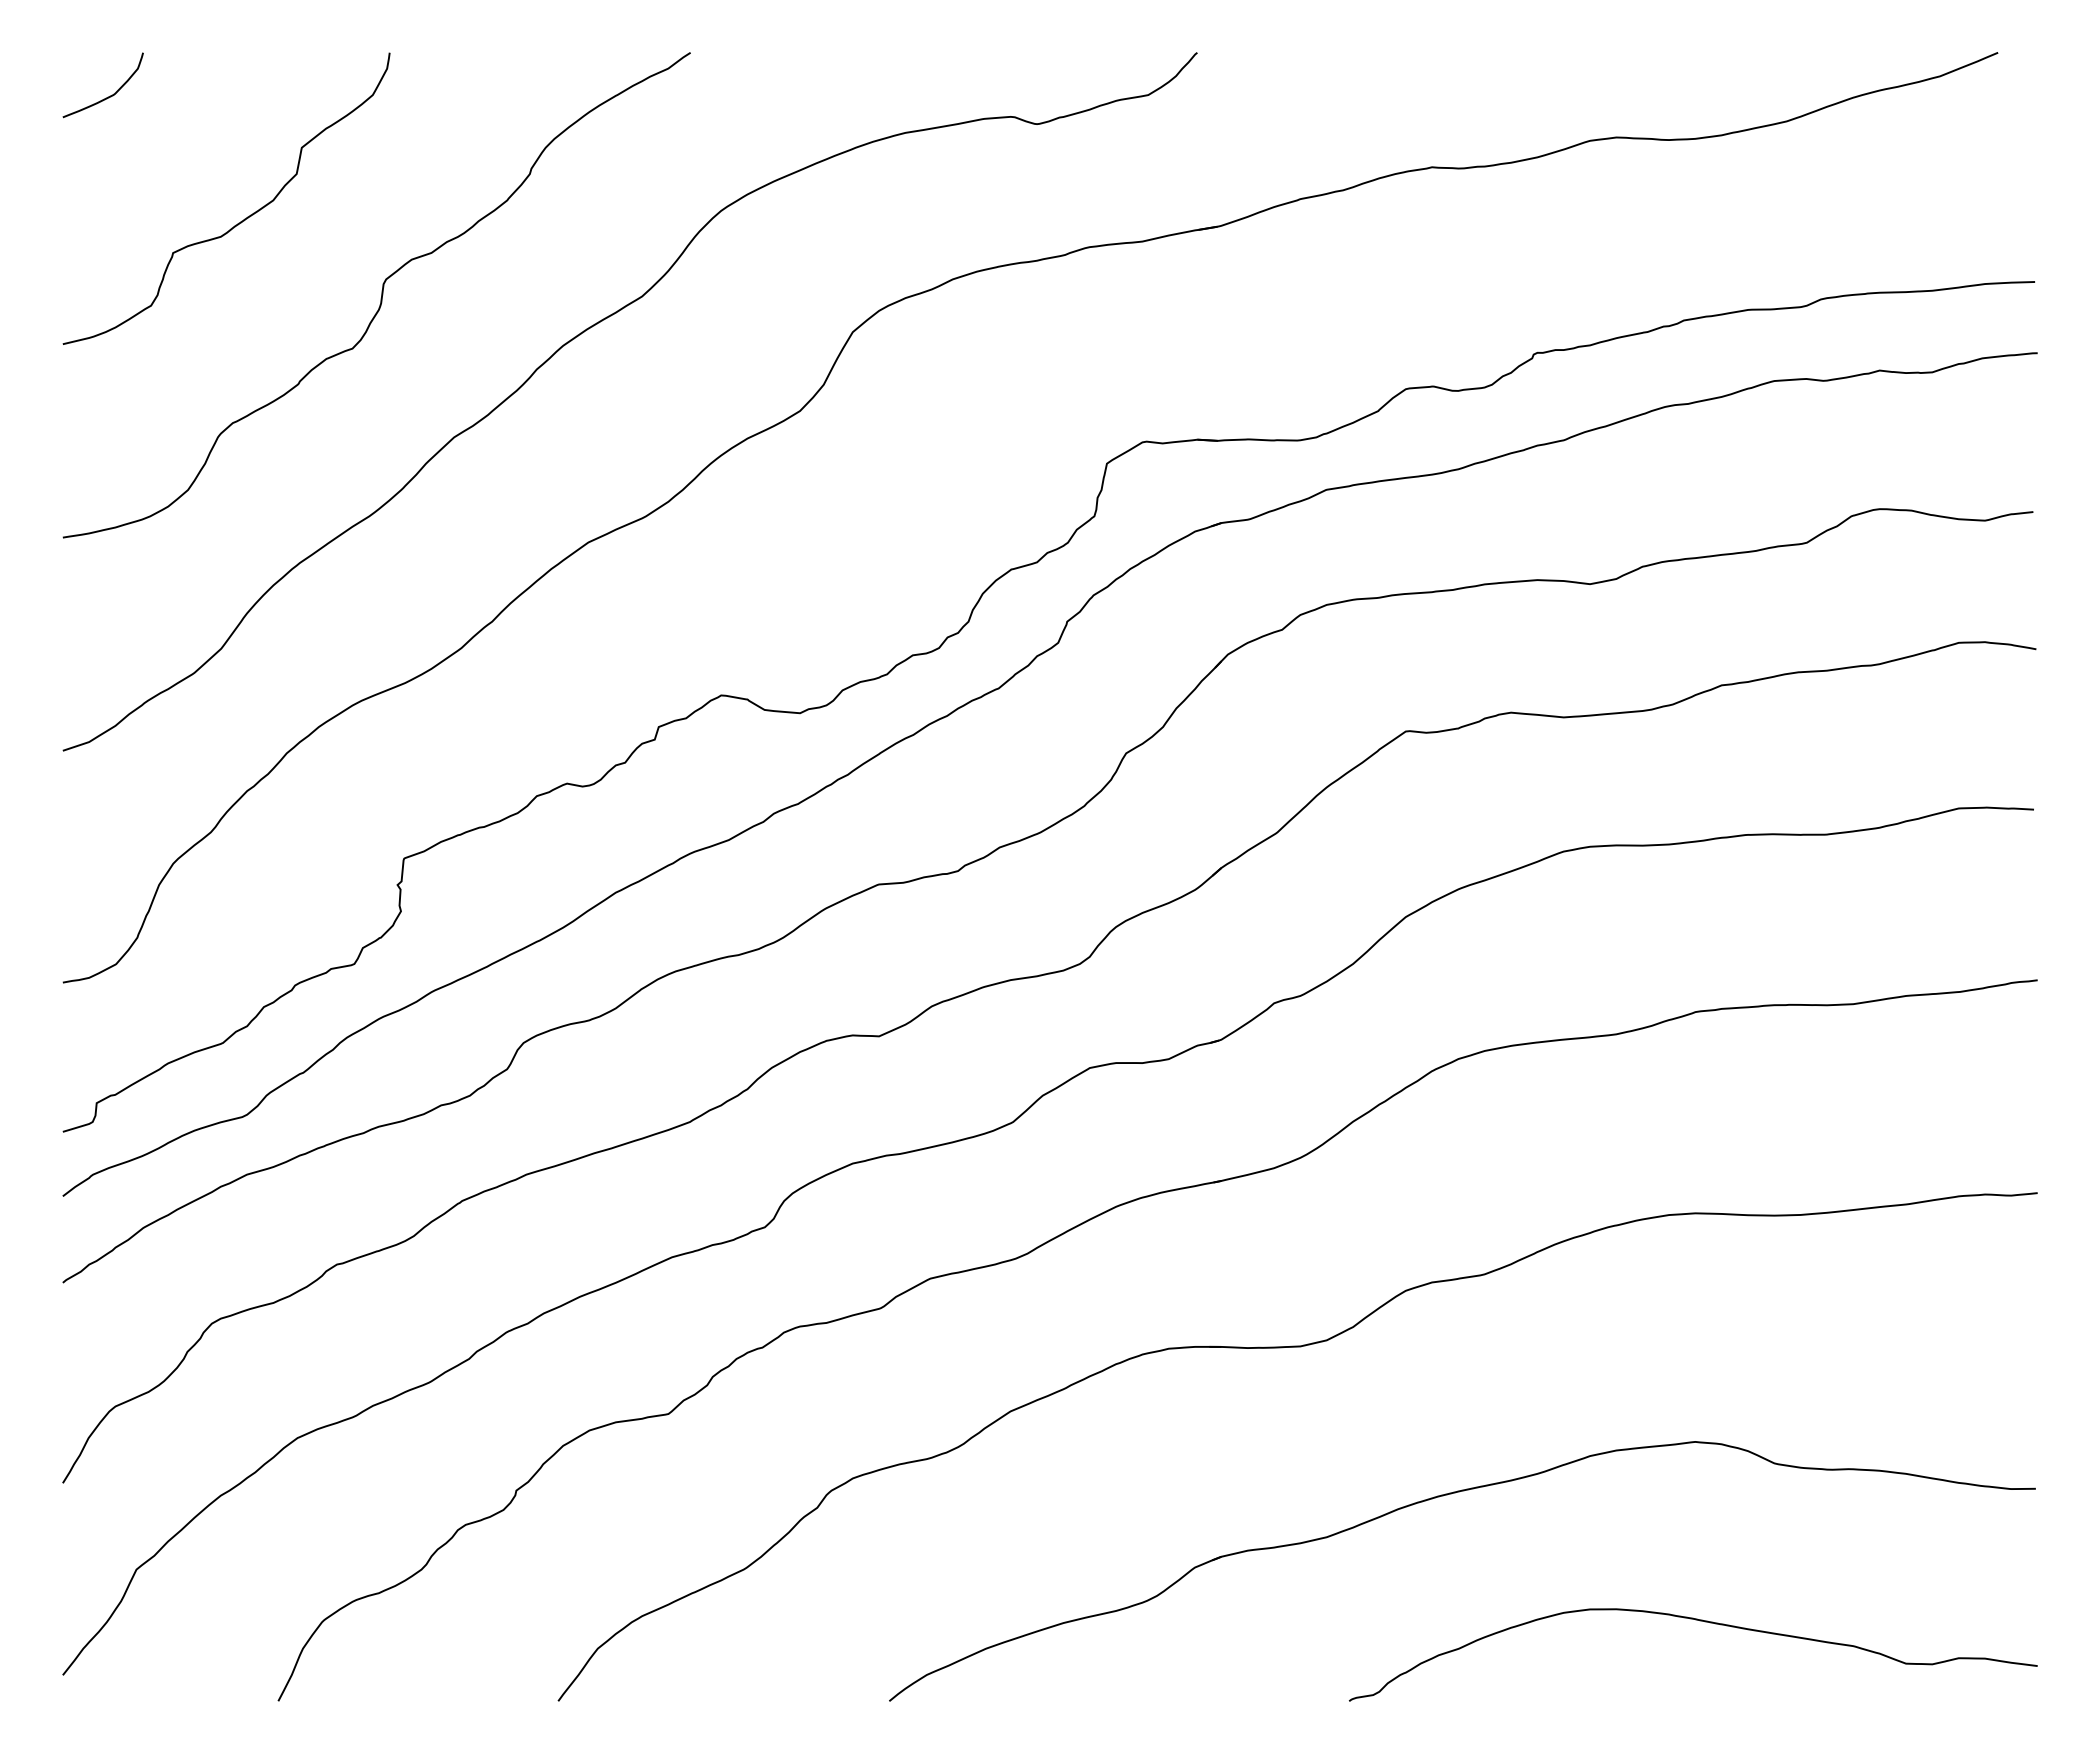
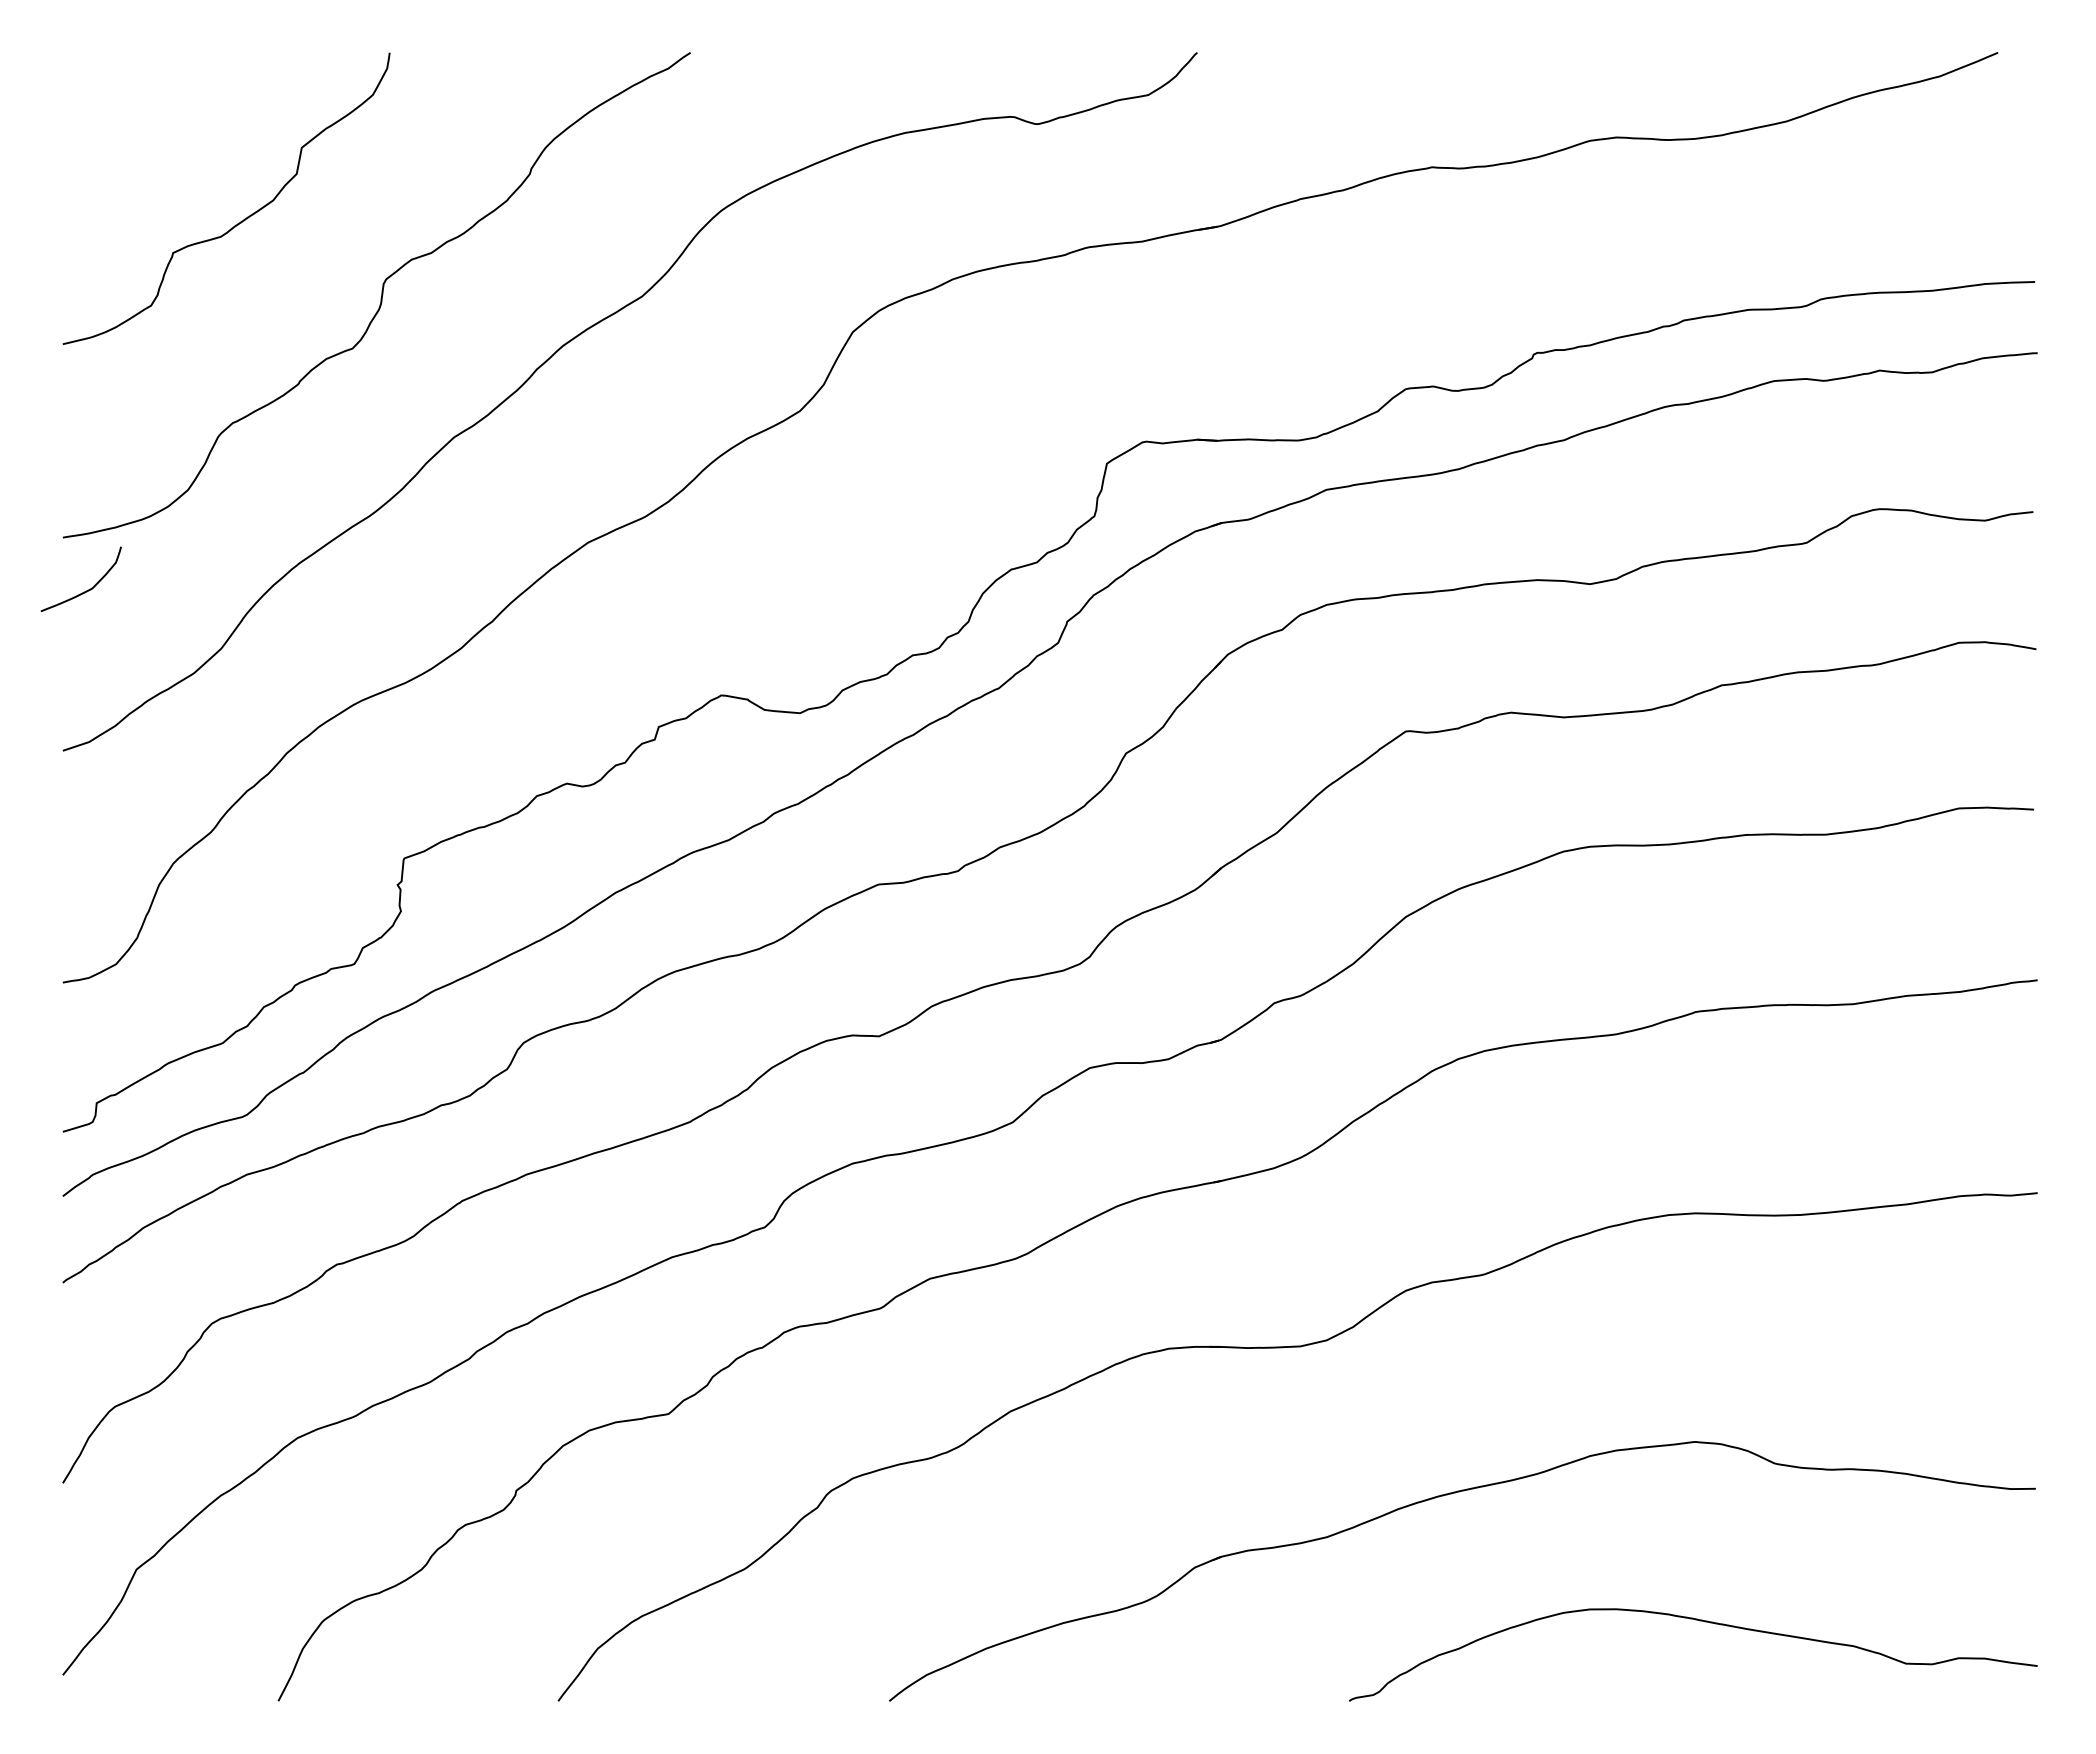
curve position: (108, 96) -> (86, 590) (86, 590)
